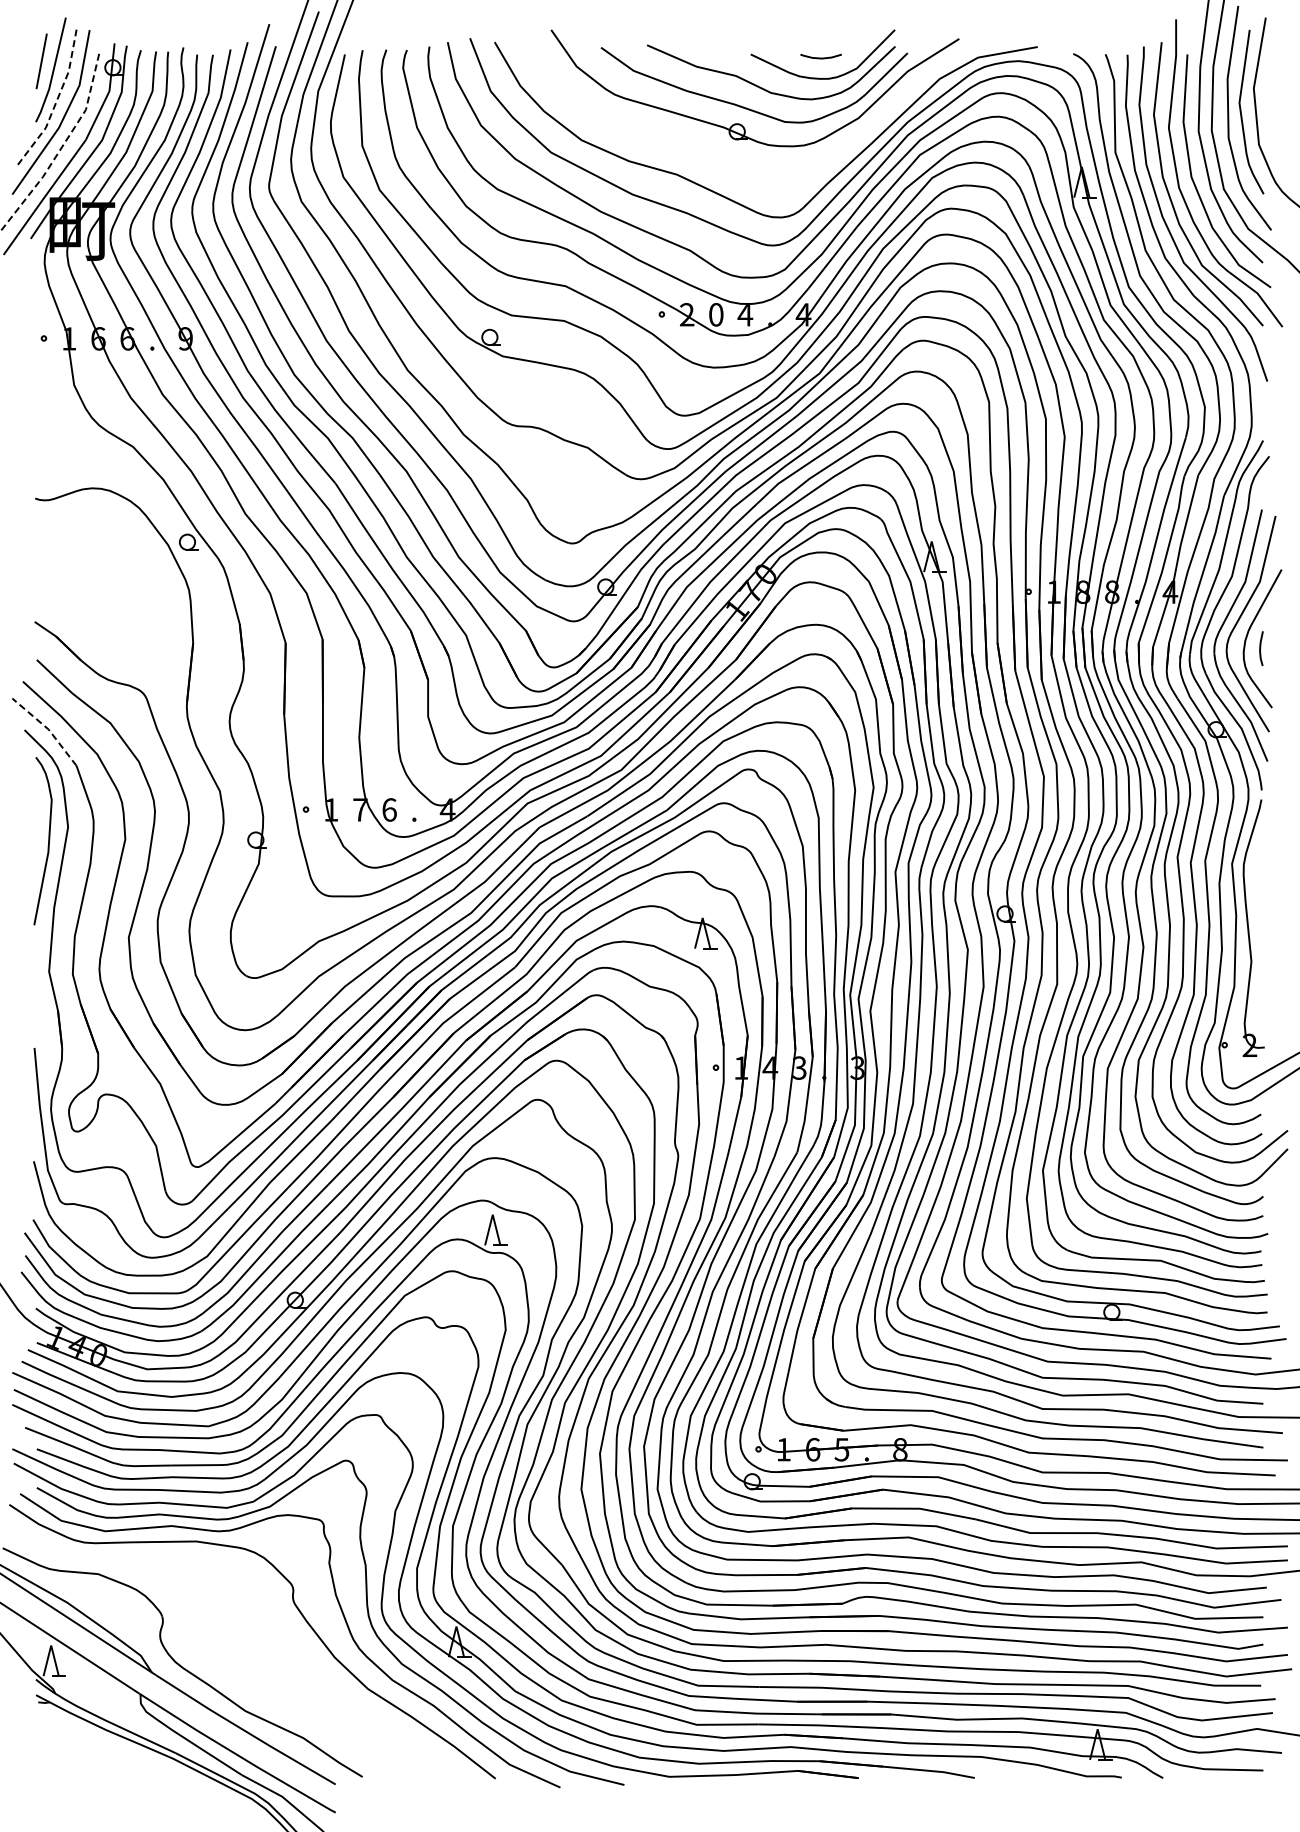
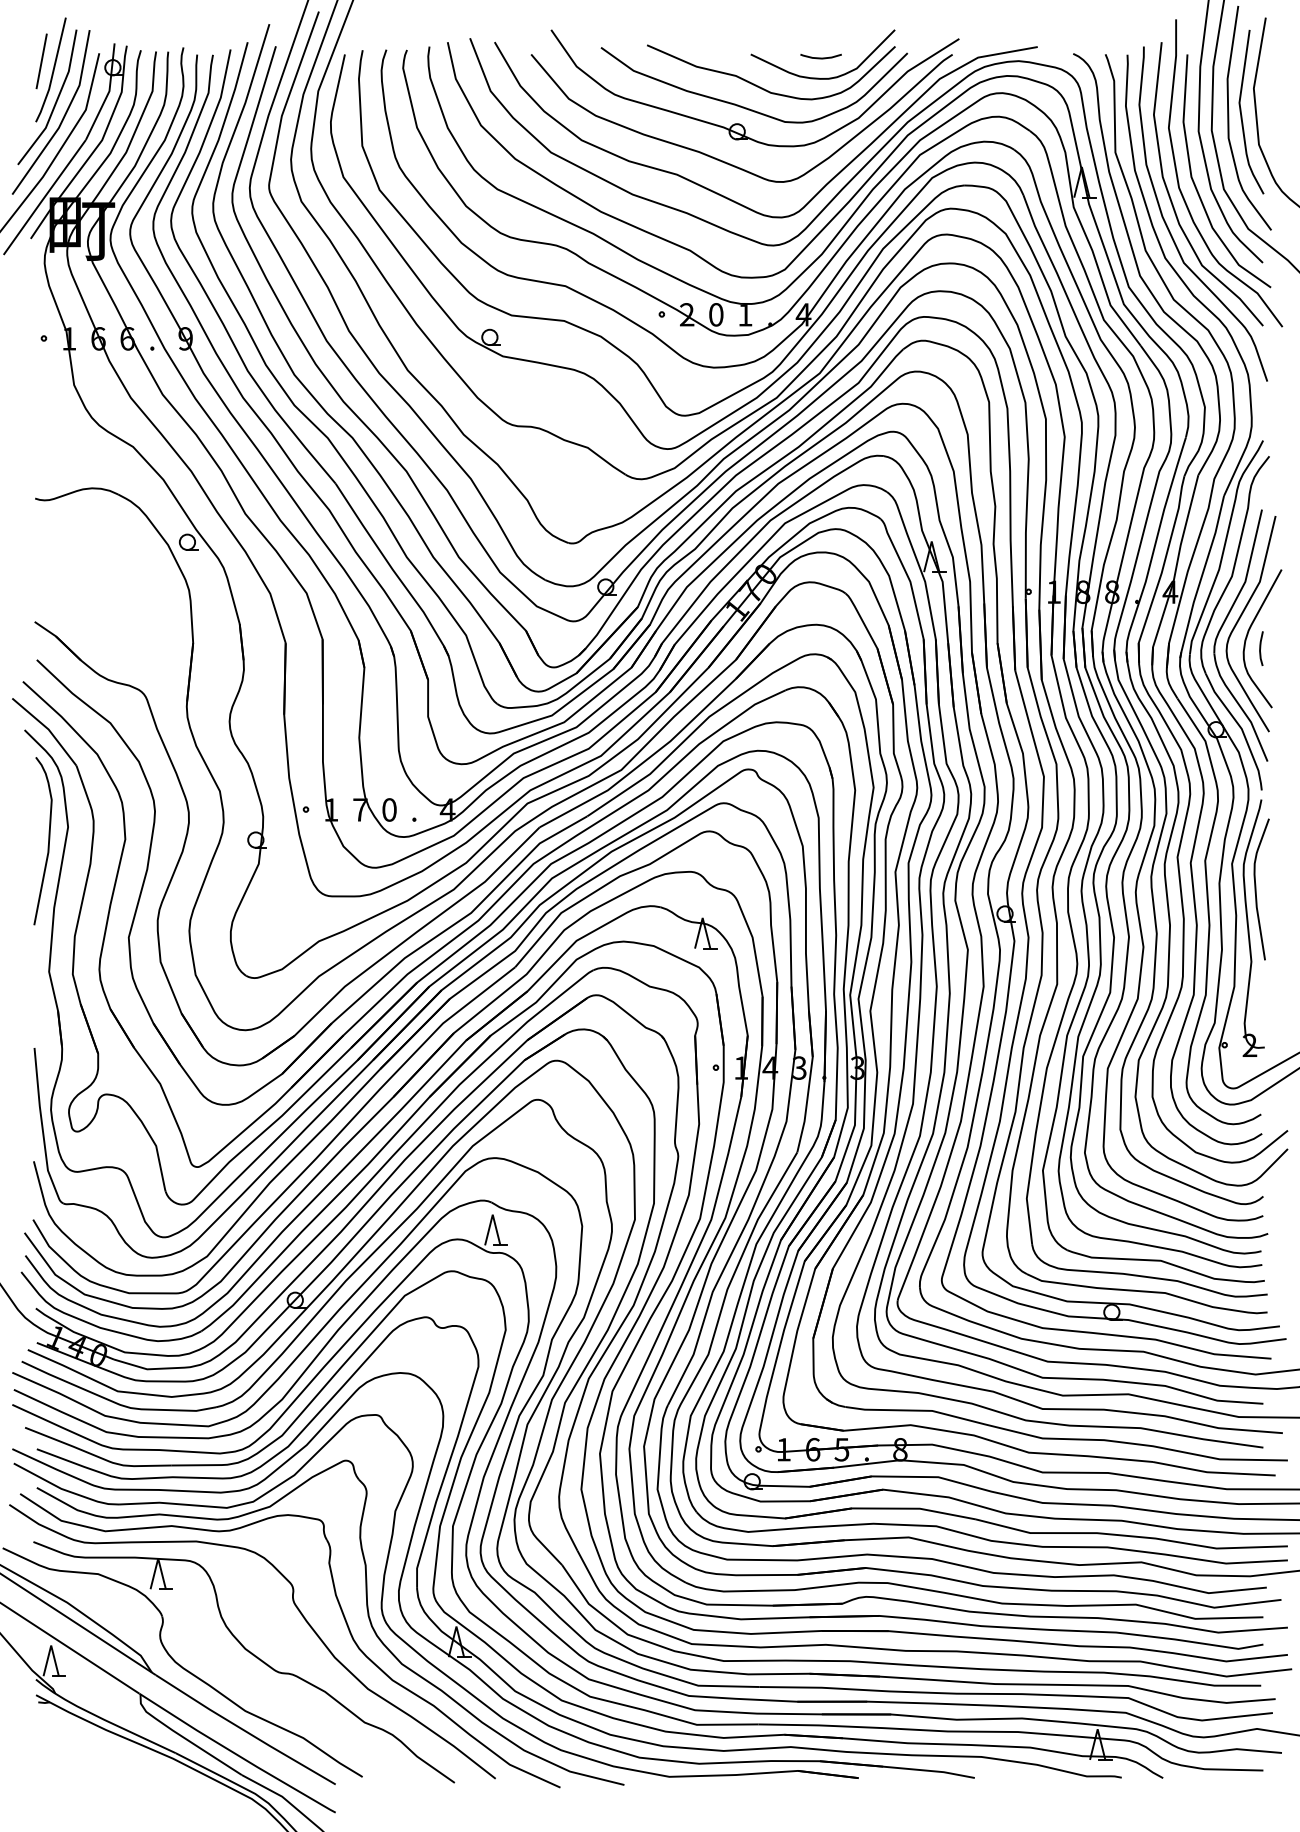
line: dashed -> solid (56, 101)
line: dashed -> solid (61, 147)
curve: none -> present (723, 160)
text: 4 -> 1 (745, 315)
line: dashed -> solid (47, 728)
text: 6 -> 0 (389, 809)
curve: none -> present (1256, 889)
part: none -> present (249, 1653)
